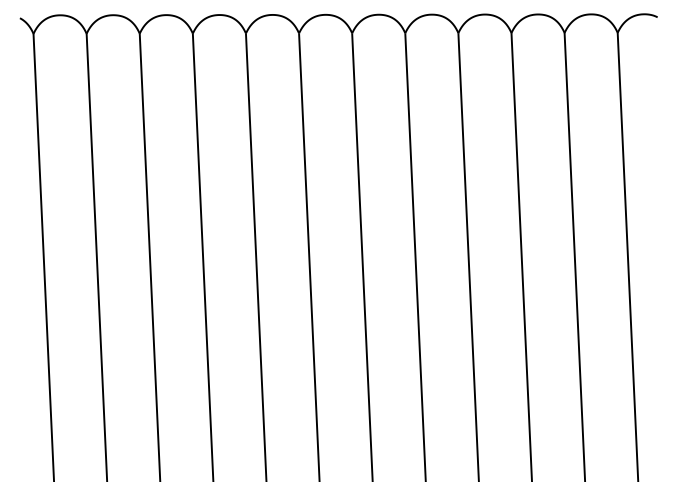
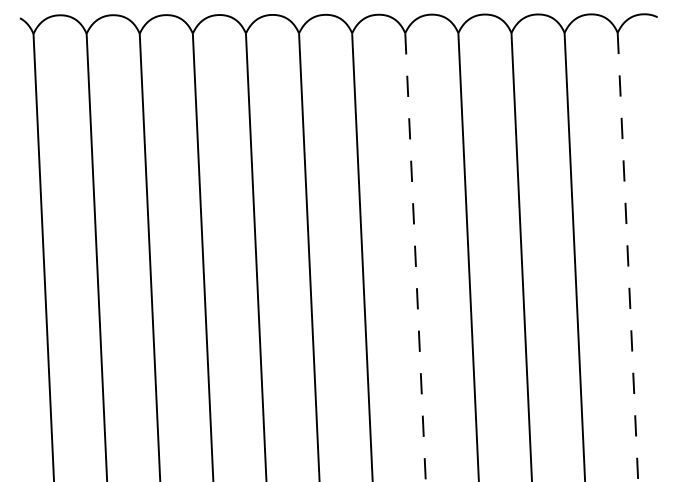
line: solid -> dashed (415, 257)
line: solid -> dashed (627, 257)
